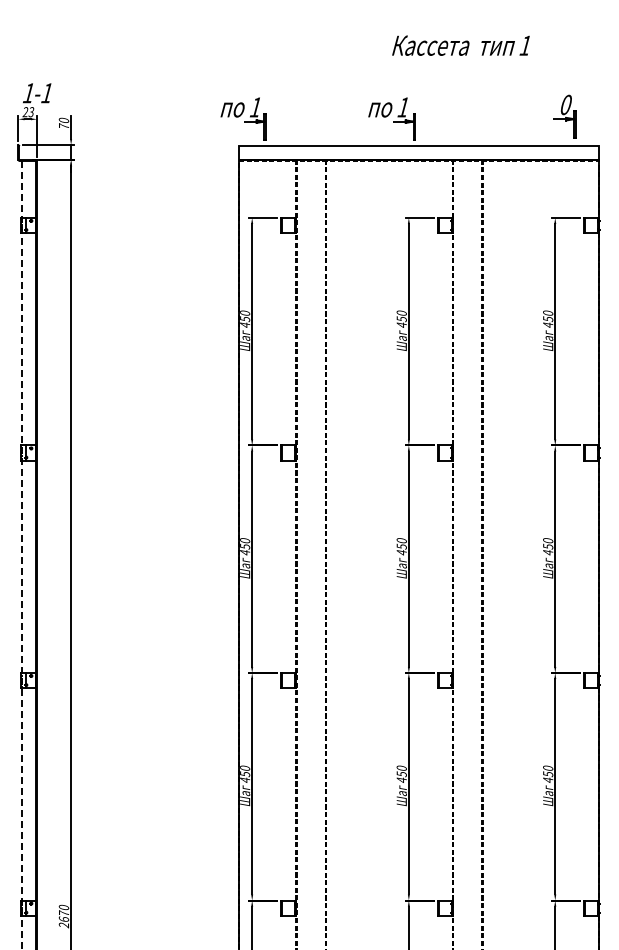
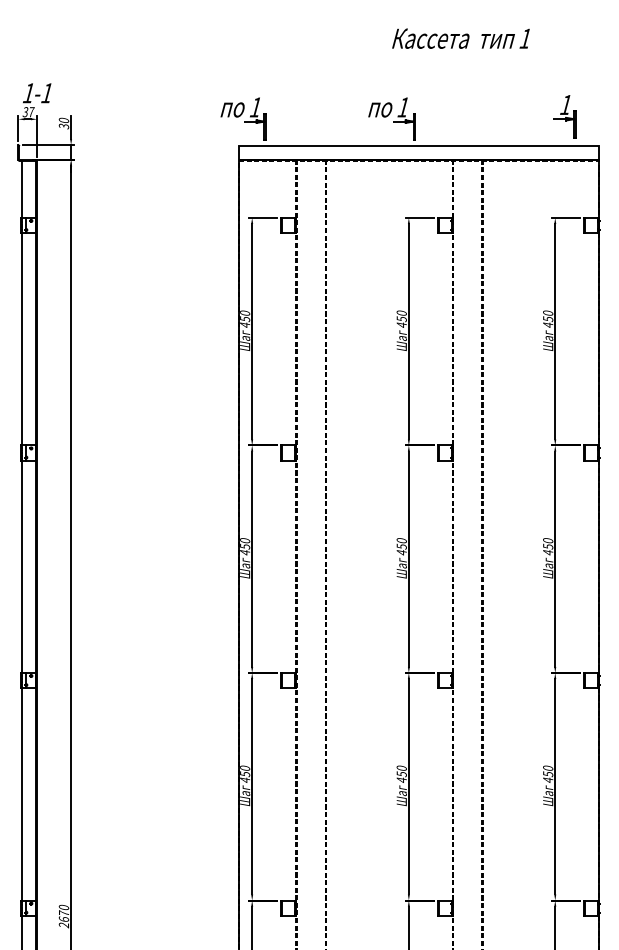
text position: (460, 45) -> (460, 38) (460, 38)
text: 0 -> 1 (565, 104)
text: 23 -> 37 (28, 112)
text: 70 -> 30 (63, 126)
line: dashed -> solid (21, 555)
